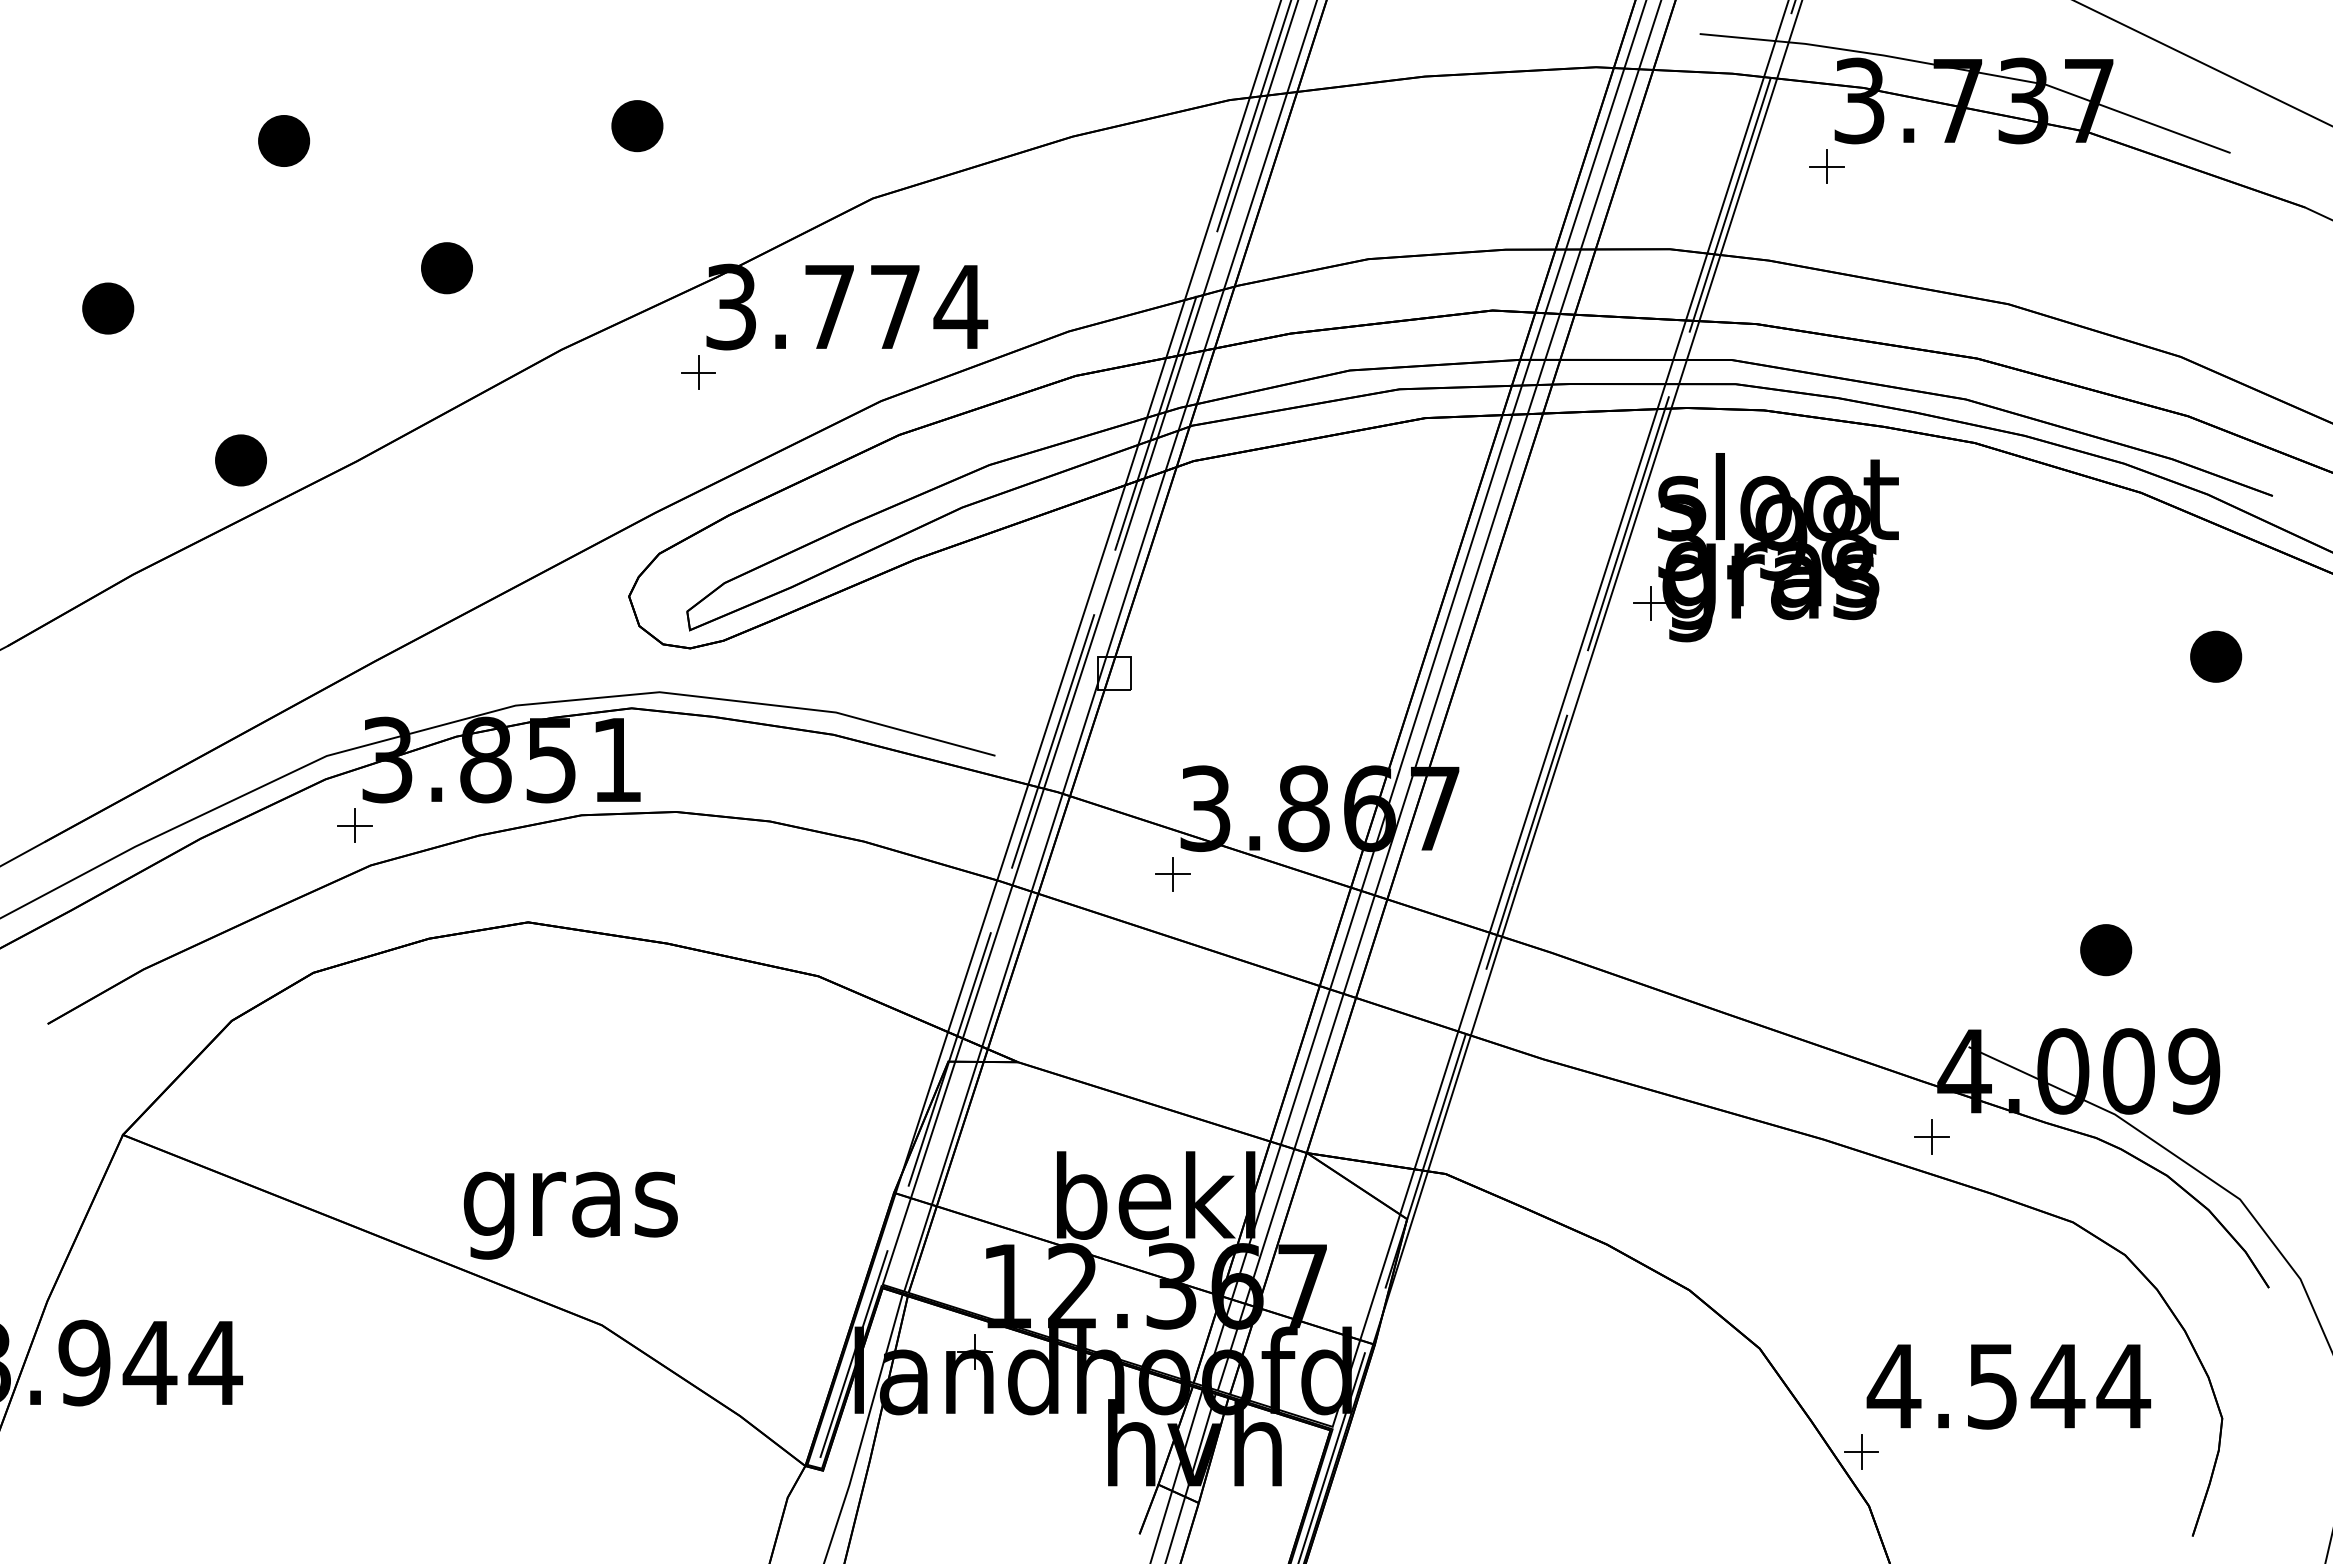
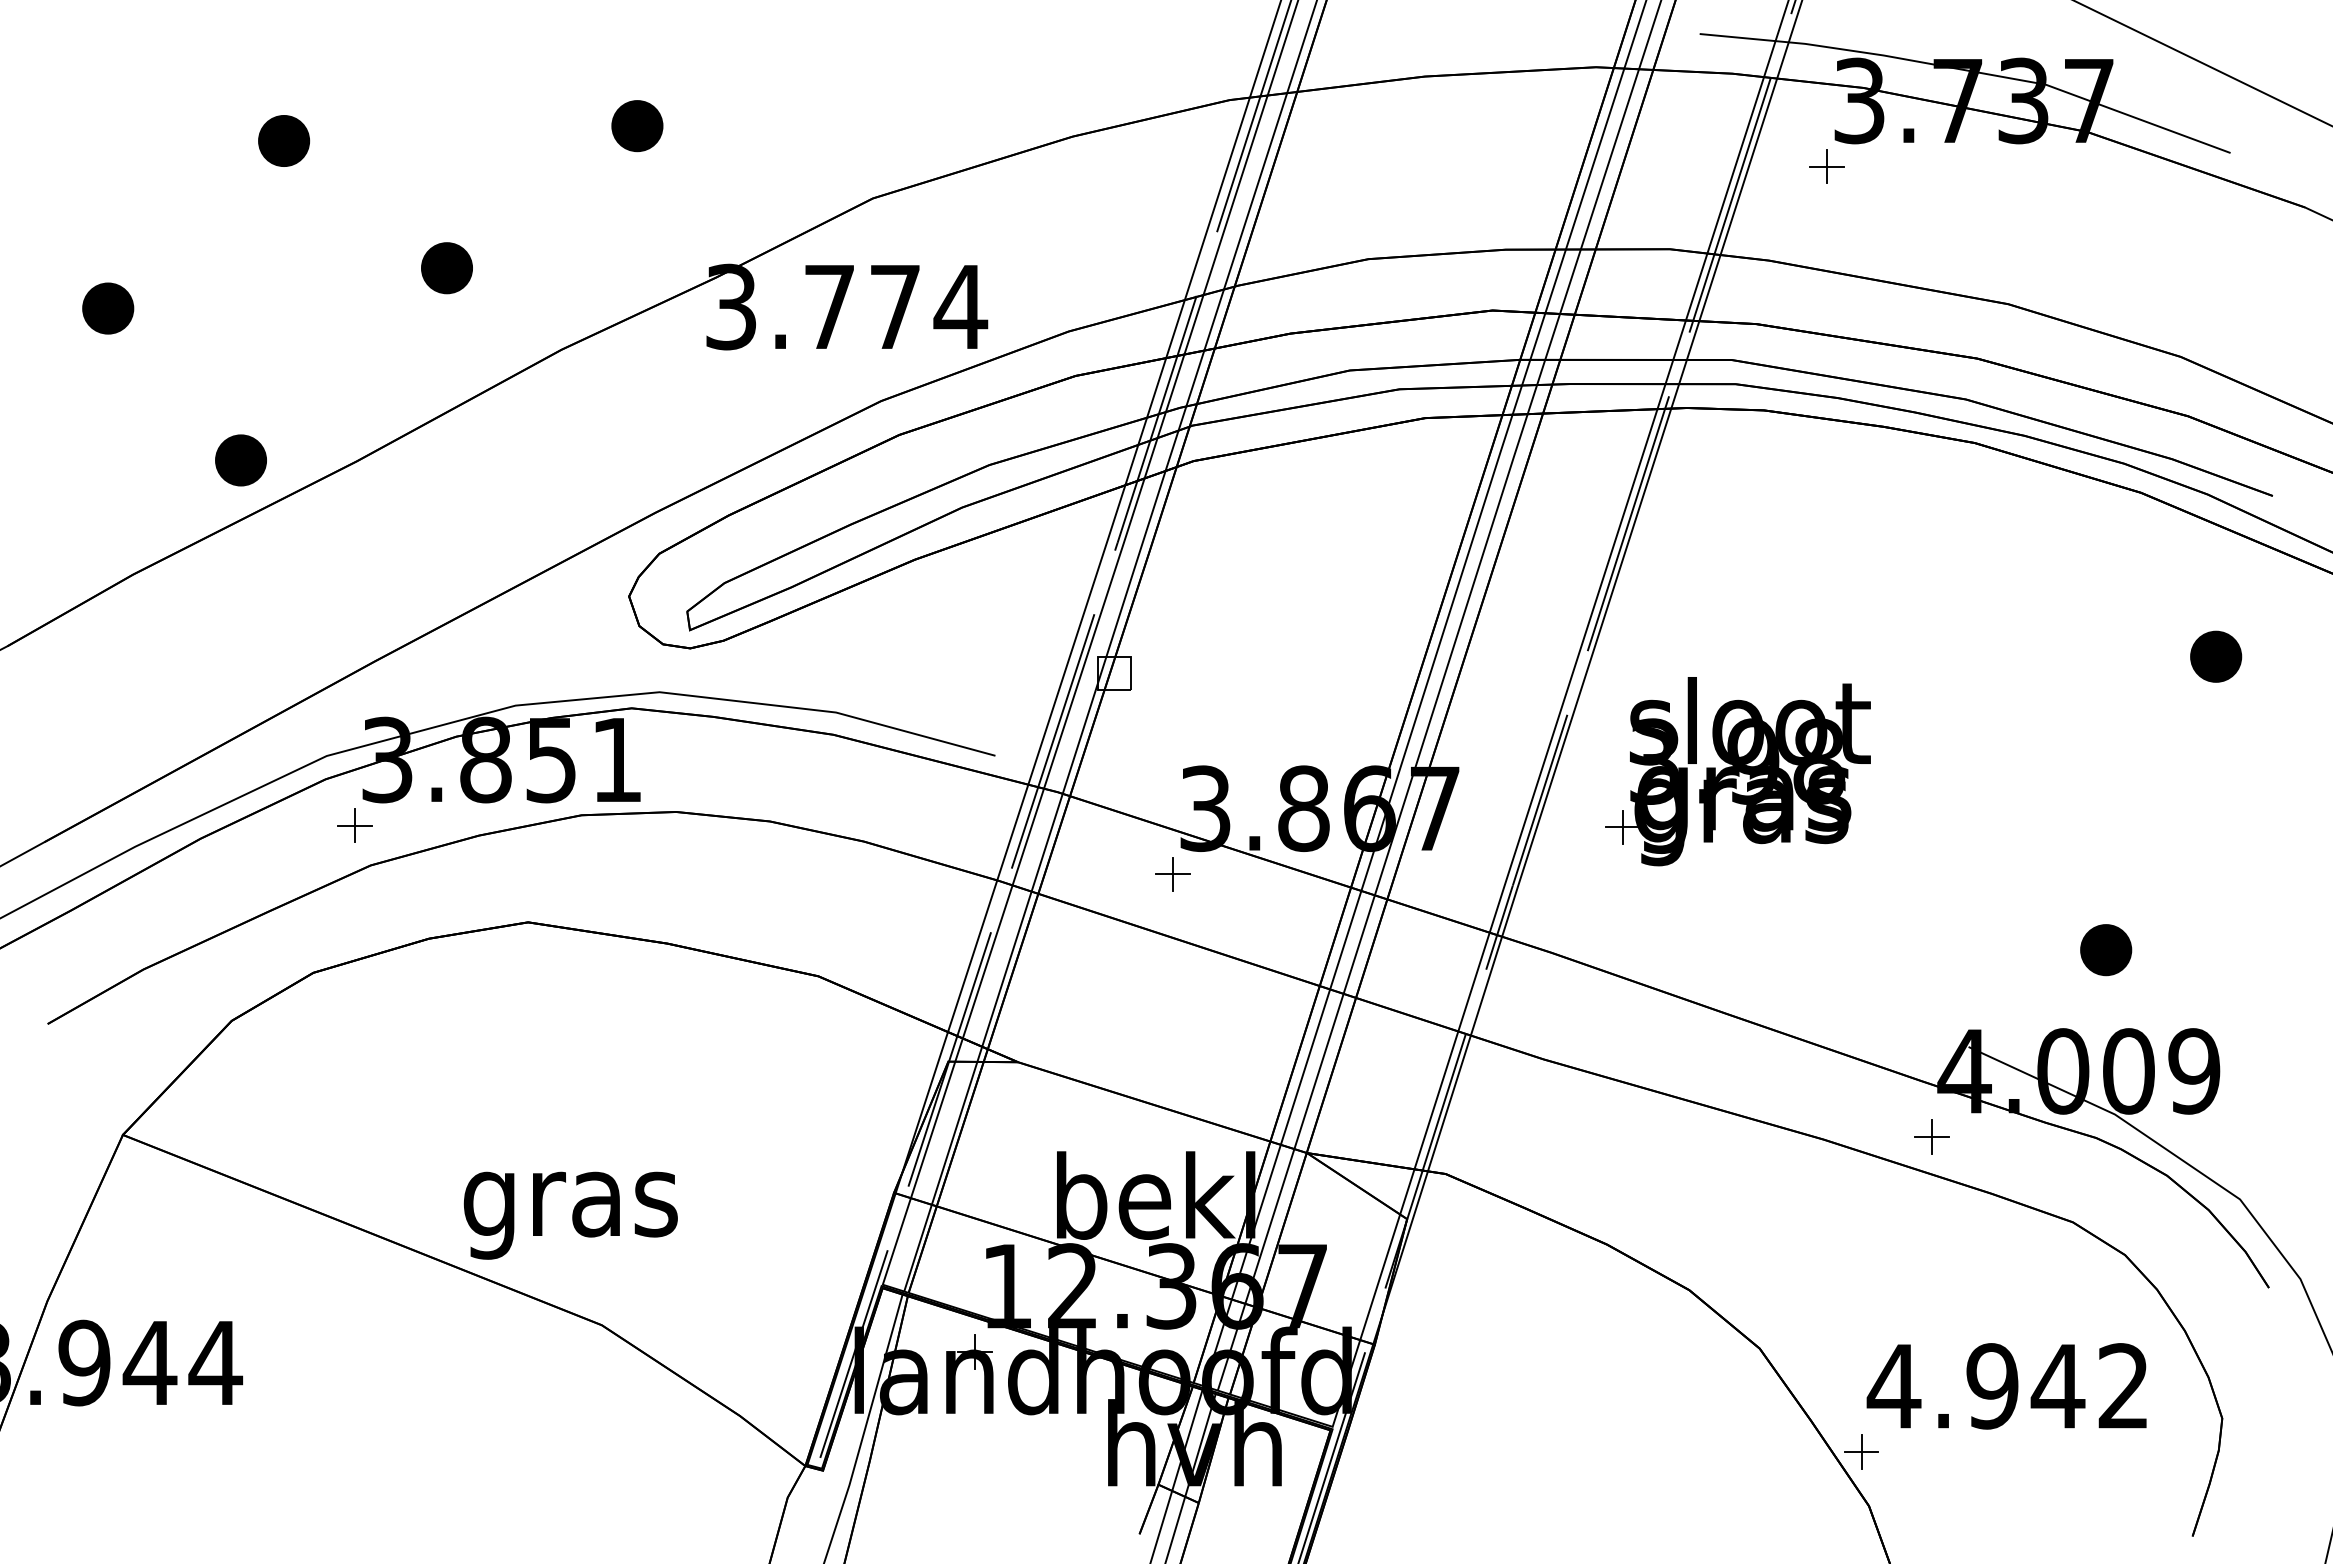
part: present -> none (698, 372)
part position: (1765, 547) -> (1737, 771) (1737, 771)
text: 4.544 -> 4.942 (2058, 1386)
